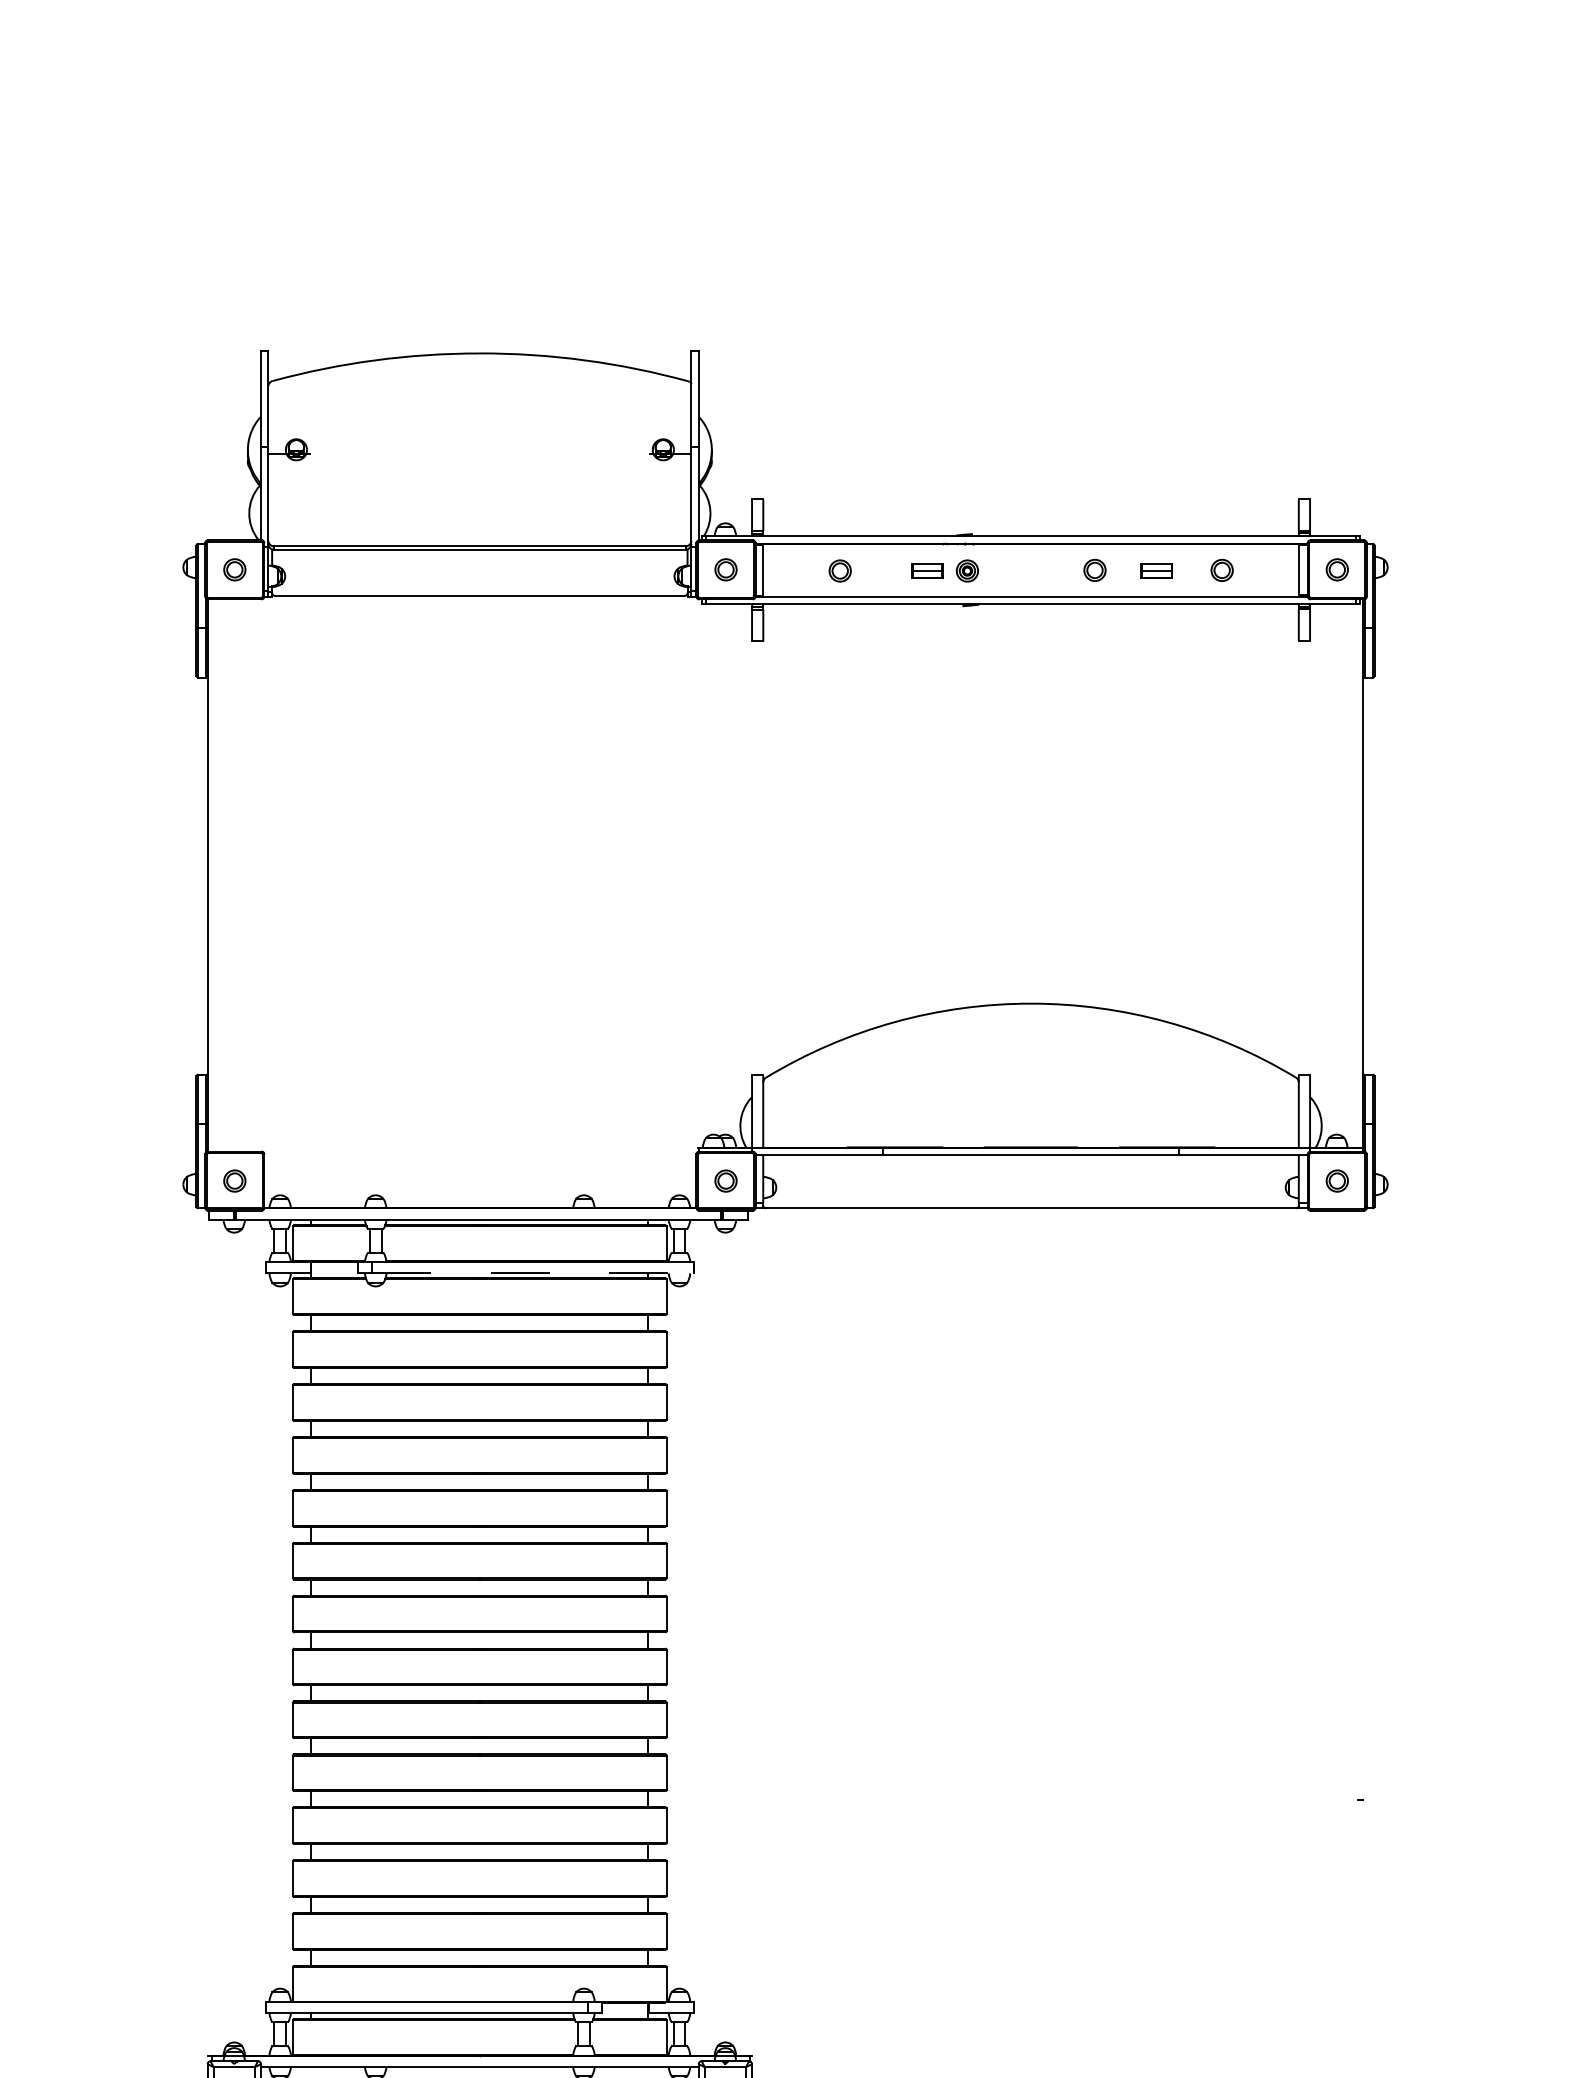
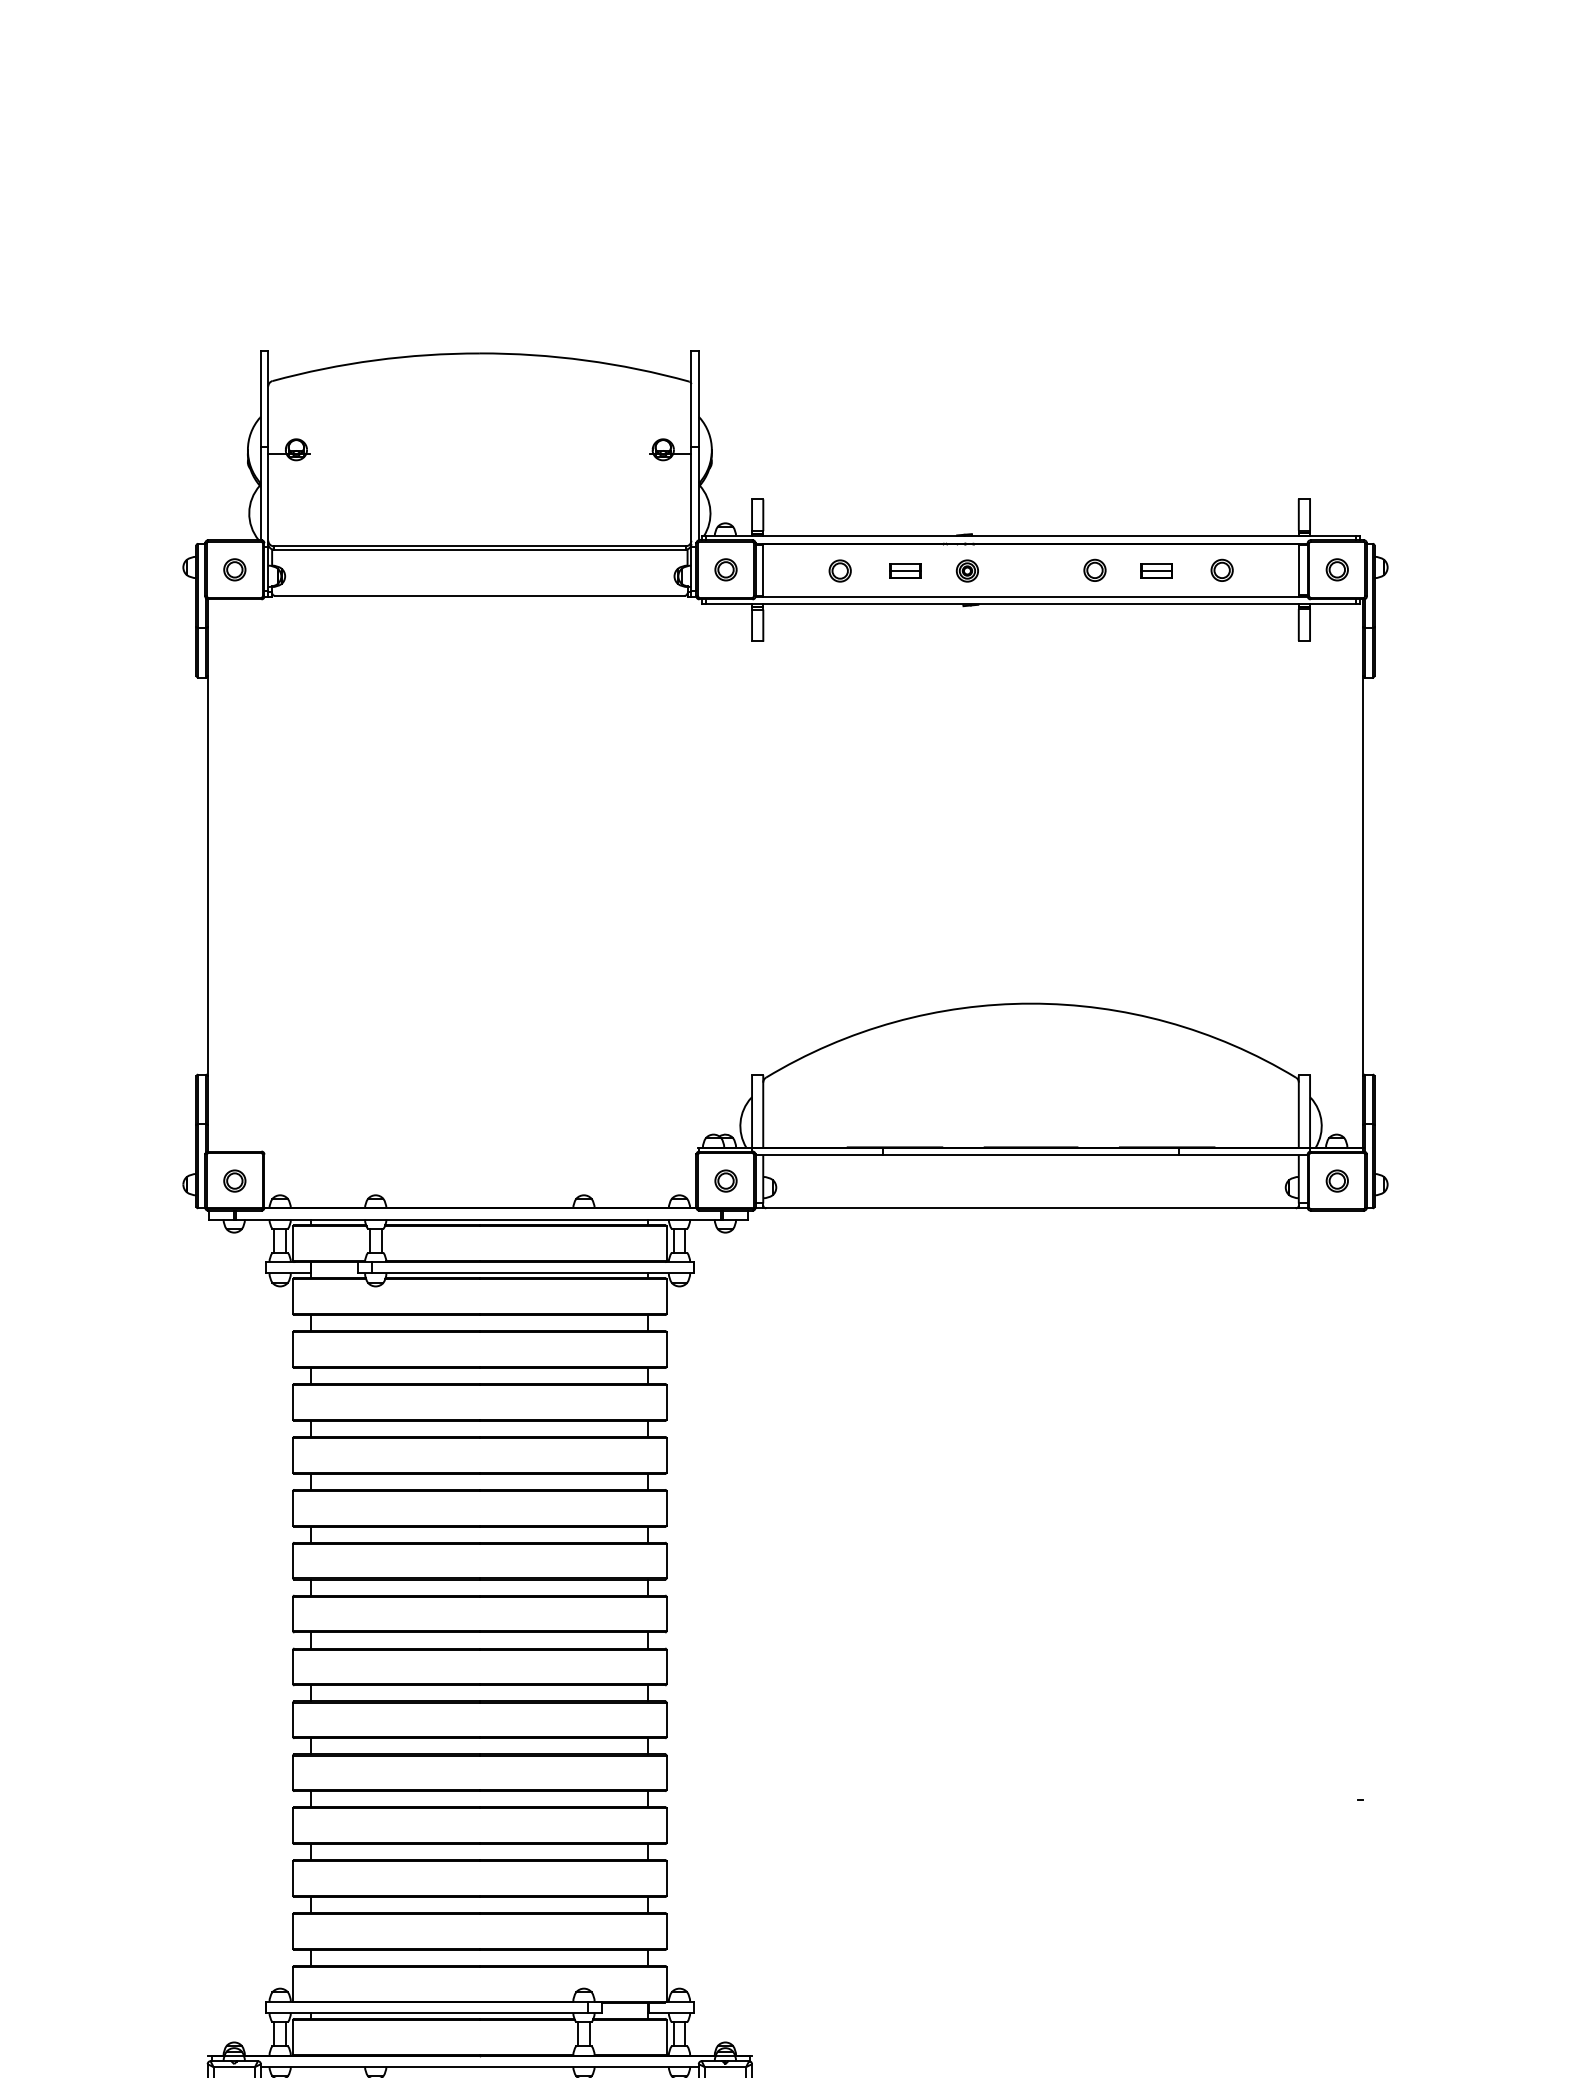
part position: (927, 570) -> (905, 570) (905, 570)
line: dashed -> solid (532, 1273)
